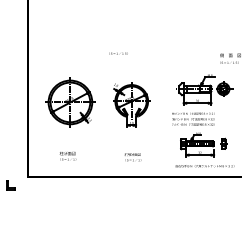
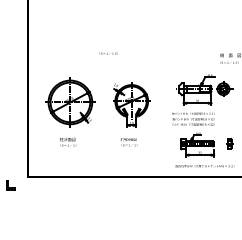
text position: (118, 53) -> (108, 53) (108, 53)
part position: (223, 143) -> (229, 143) (229, 143)
text position: (67, 156) -> (67, 142) (67, 142)
text position: (132, 157) -> (128, 142) (128, 142)
